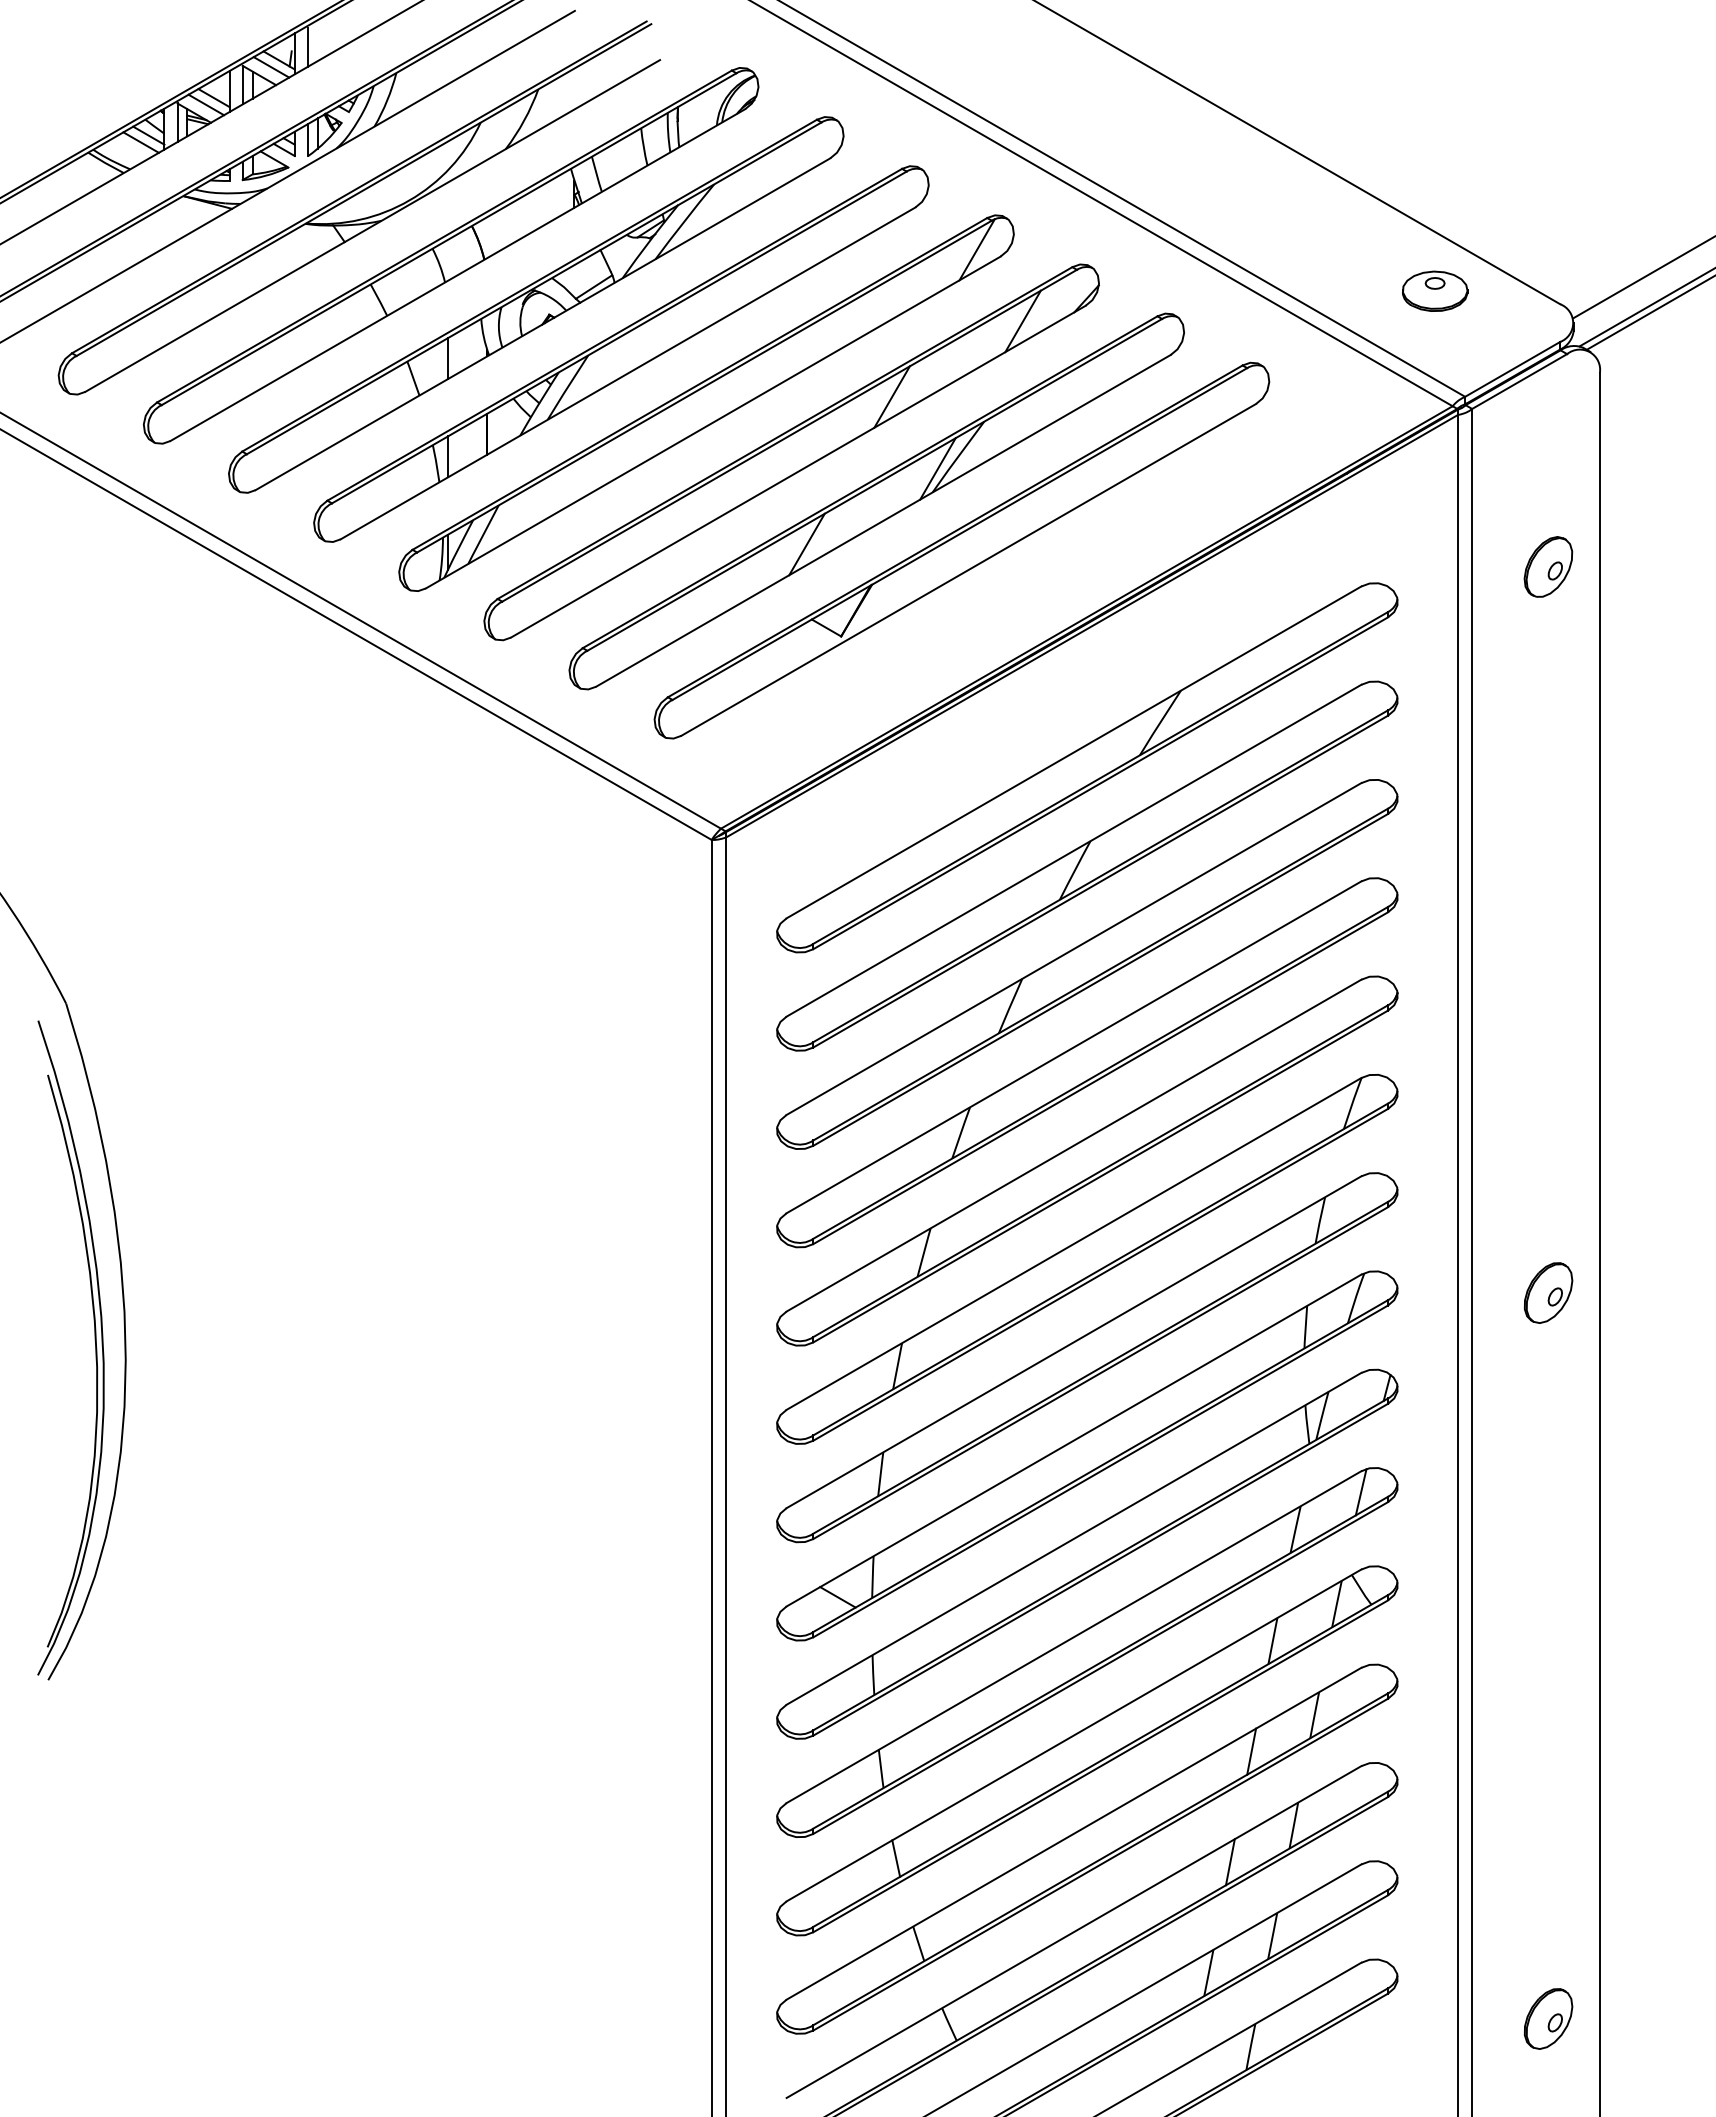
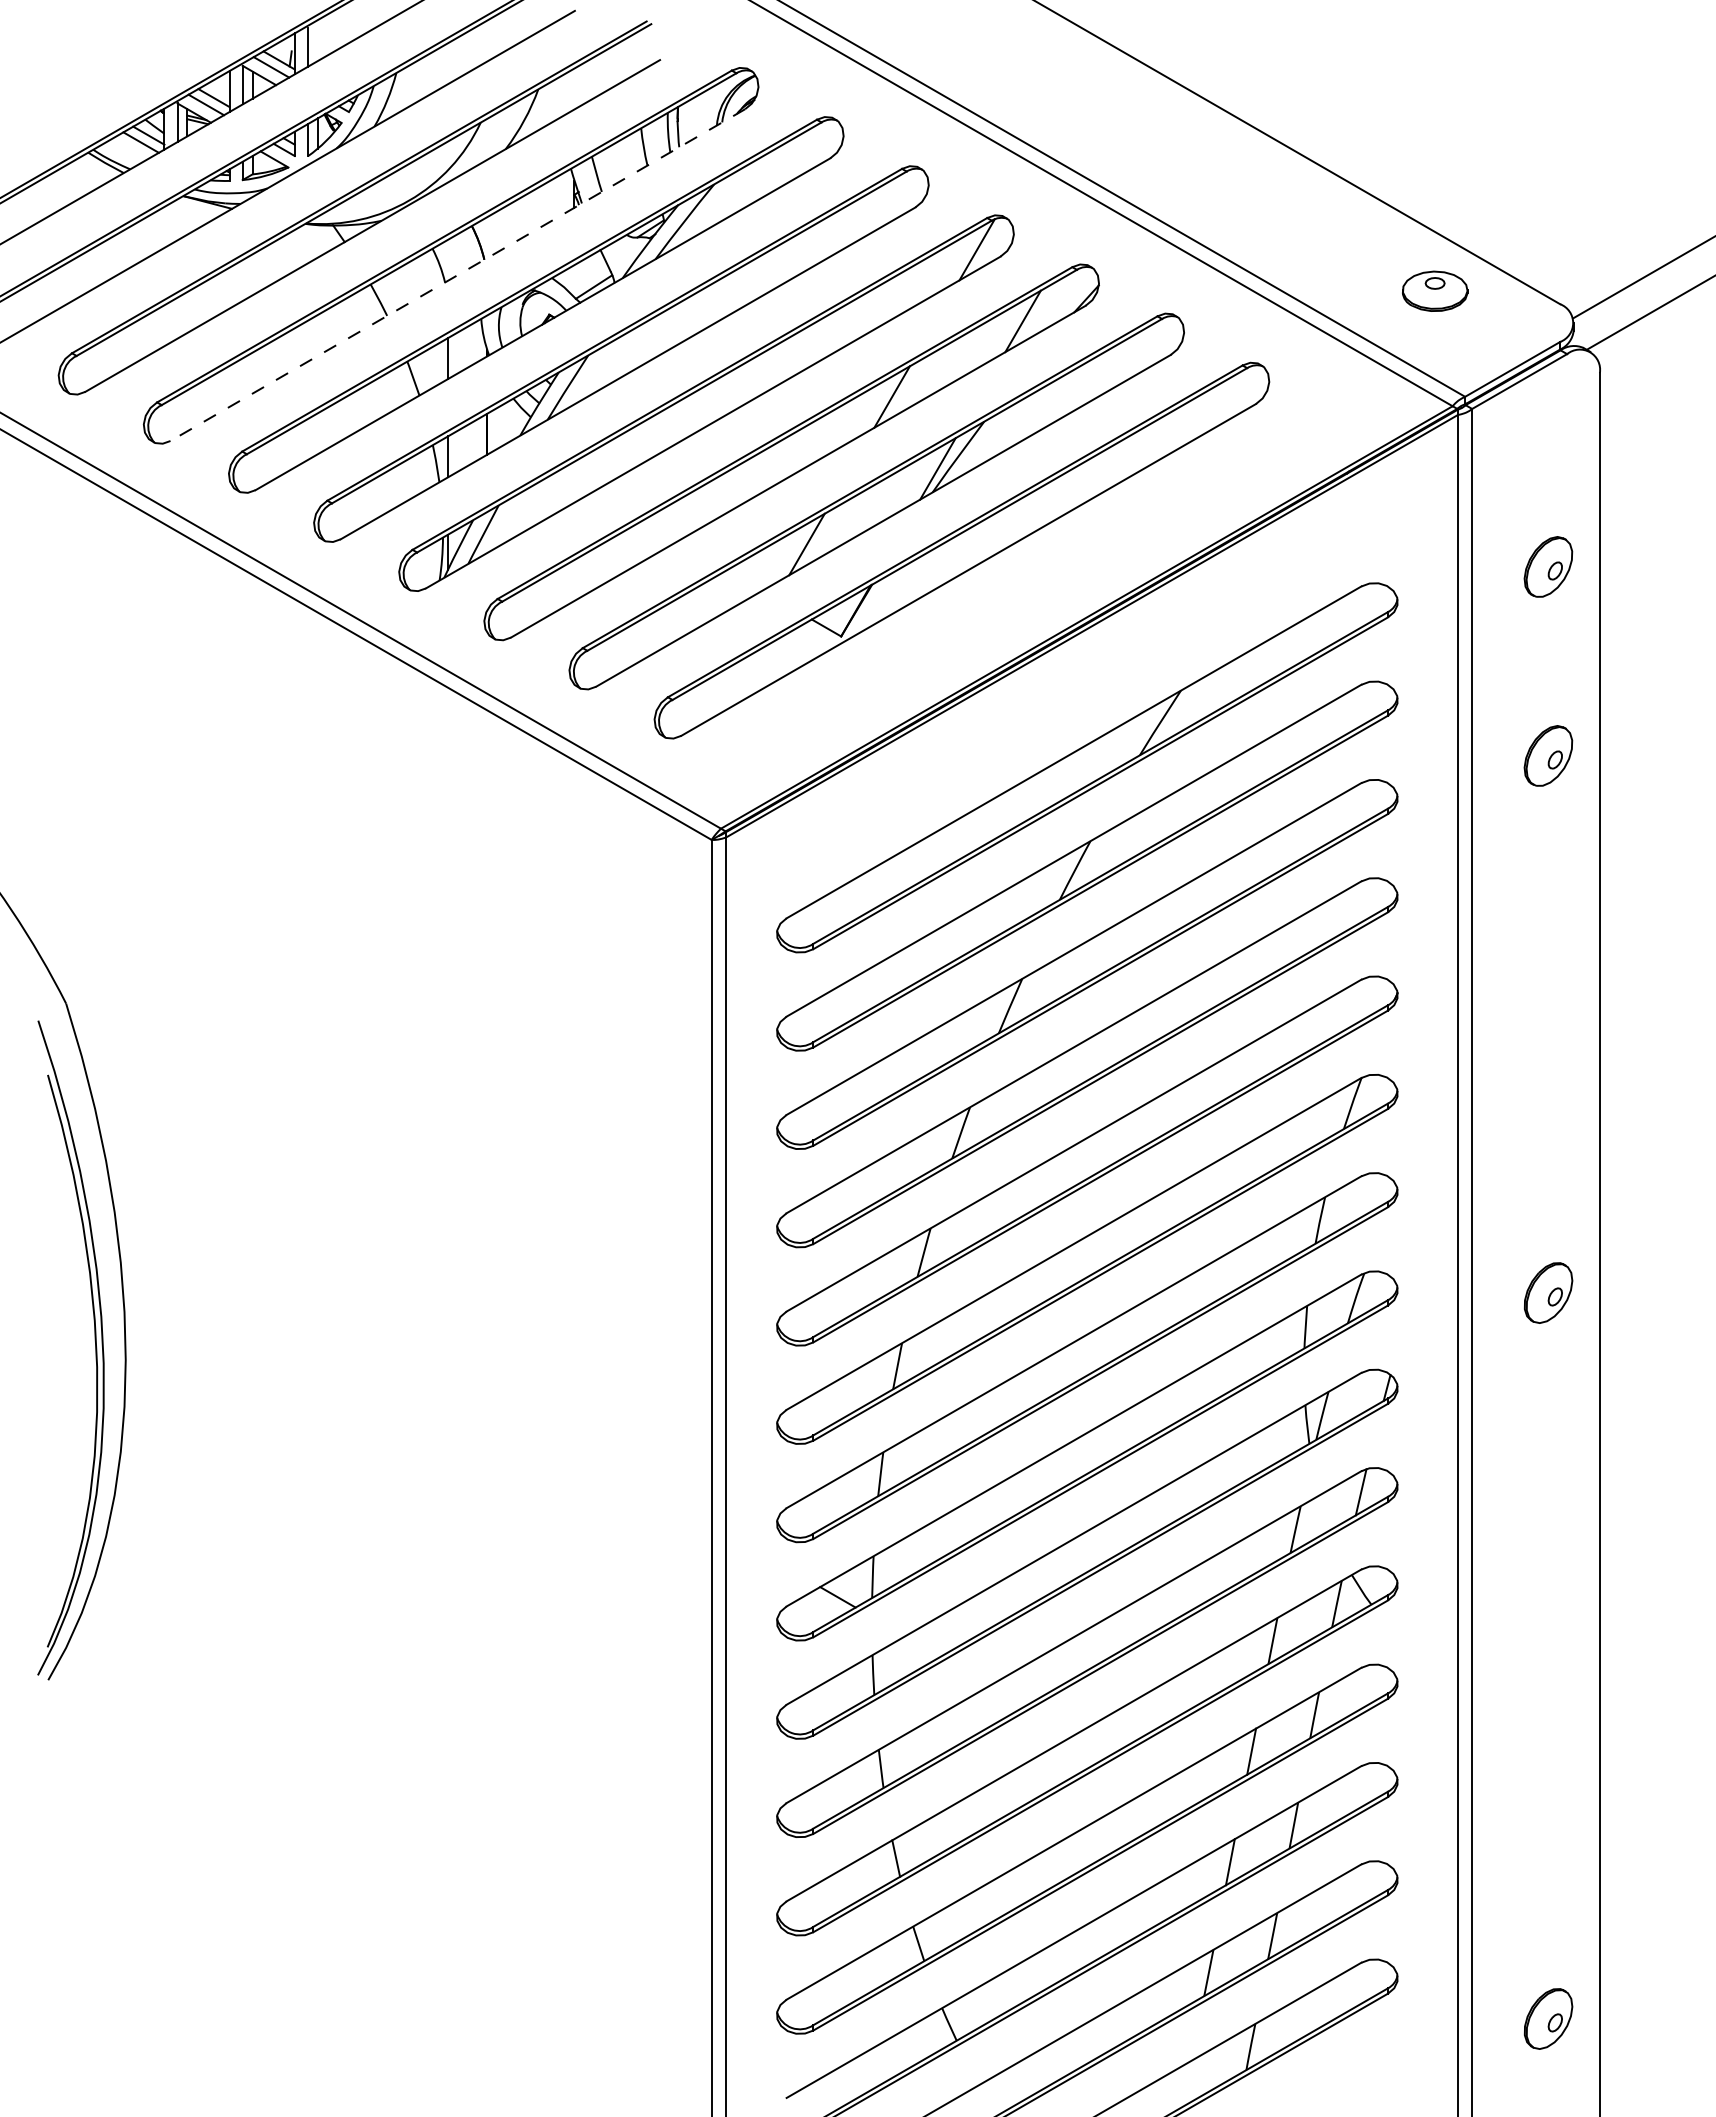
line: solid -> dashed (457, 275)
line: present -> none (1645, 307)
part: none -> present (1548, 755)
